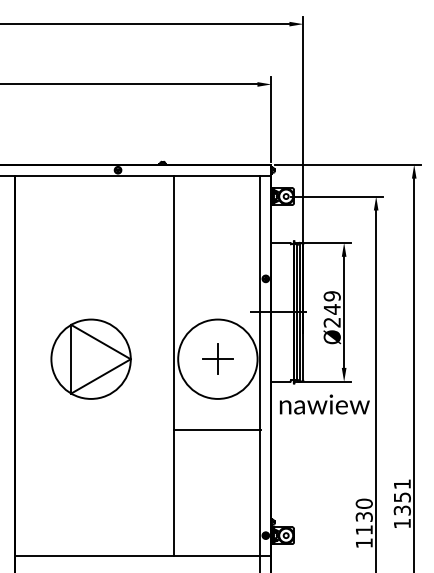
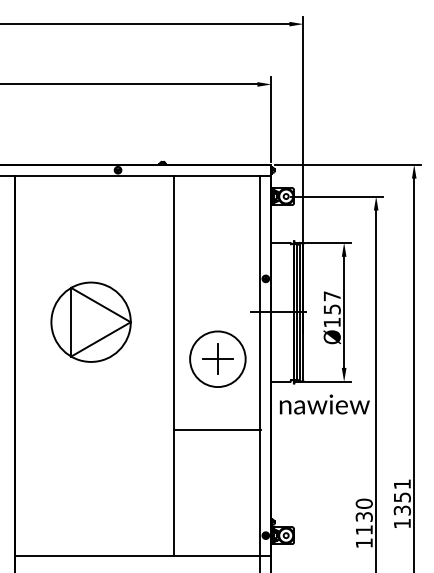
text: Ø249 -> Ø157 (331, 309)
part position: (90, 358) -> (90, 321) (90, 321)
circle diameter: 79 px -> 56 px (217, 359)
